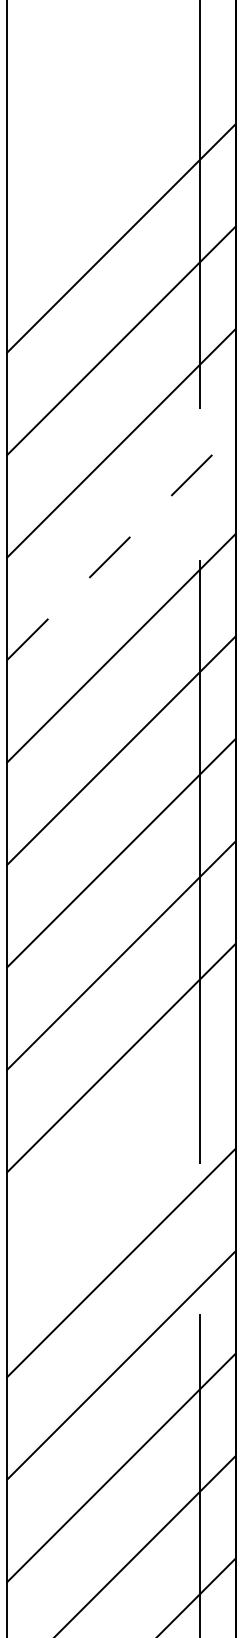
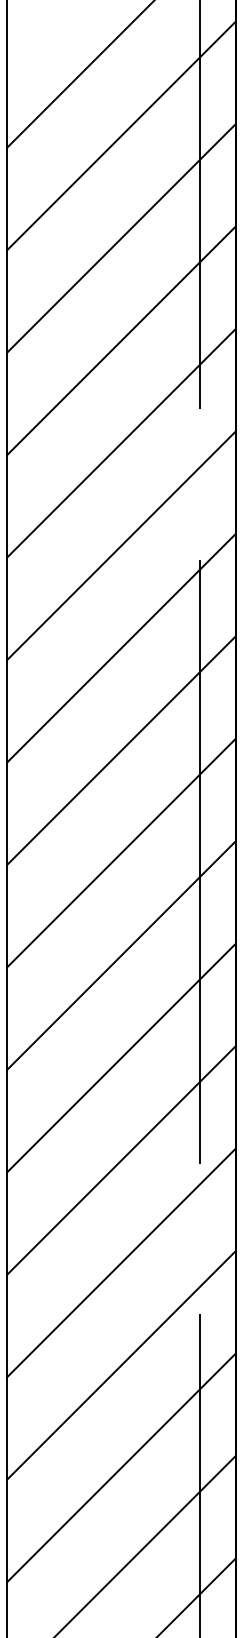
line: none -> present (79, 74)
line: none -> present (121, 135)
line: dashed -> solid (121, 545)
line: none -> present (121, 1160)
